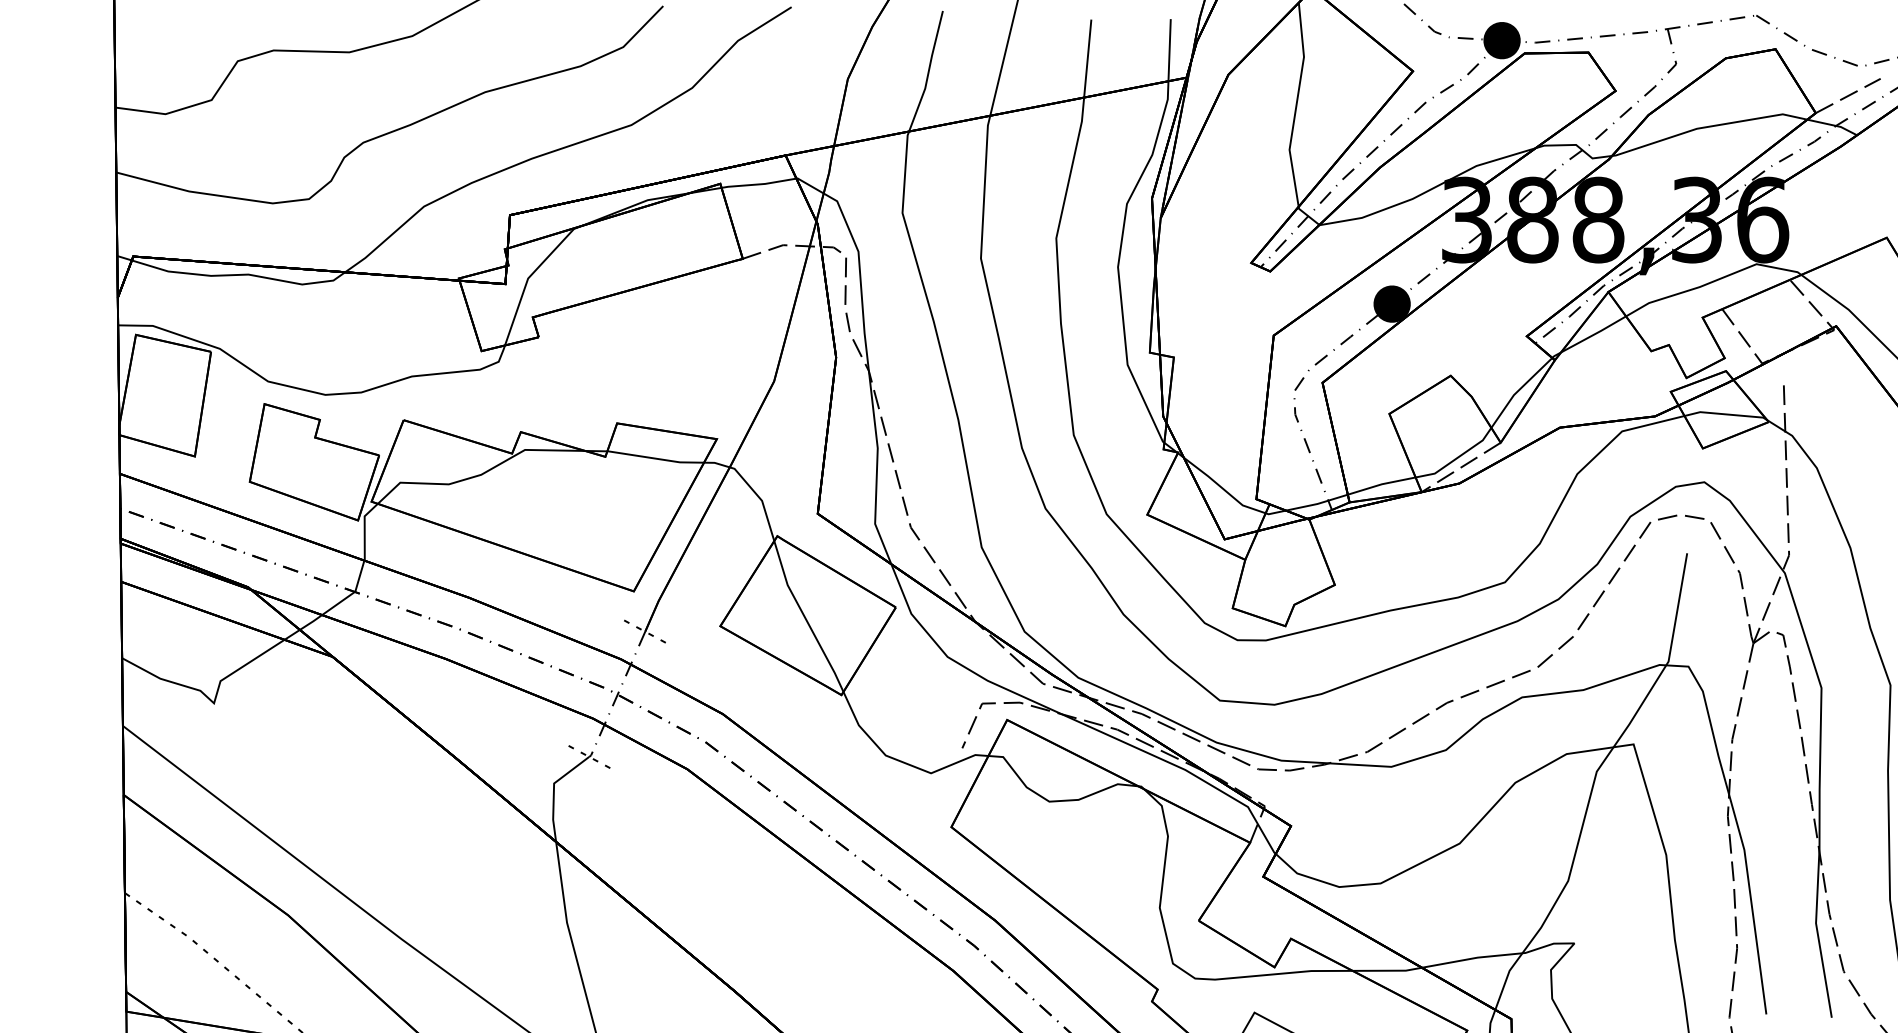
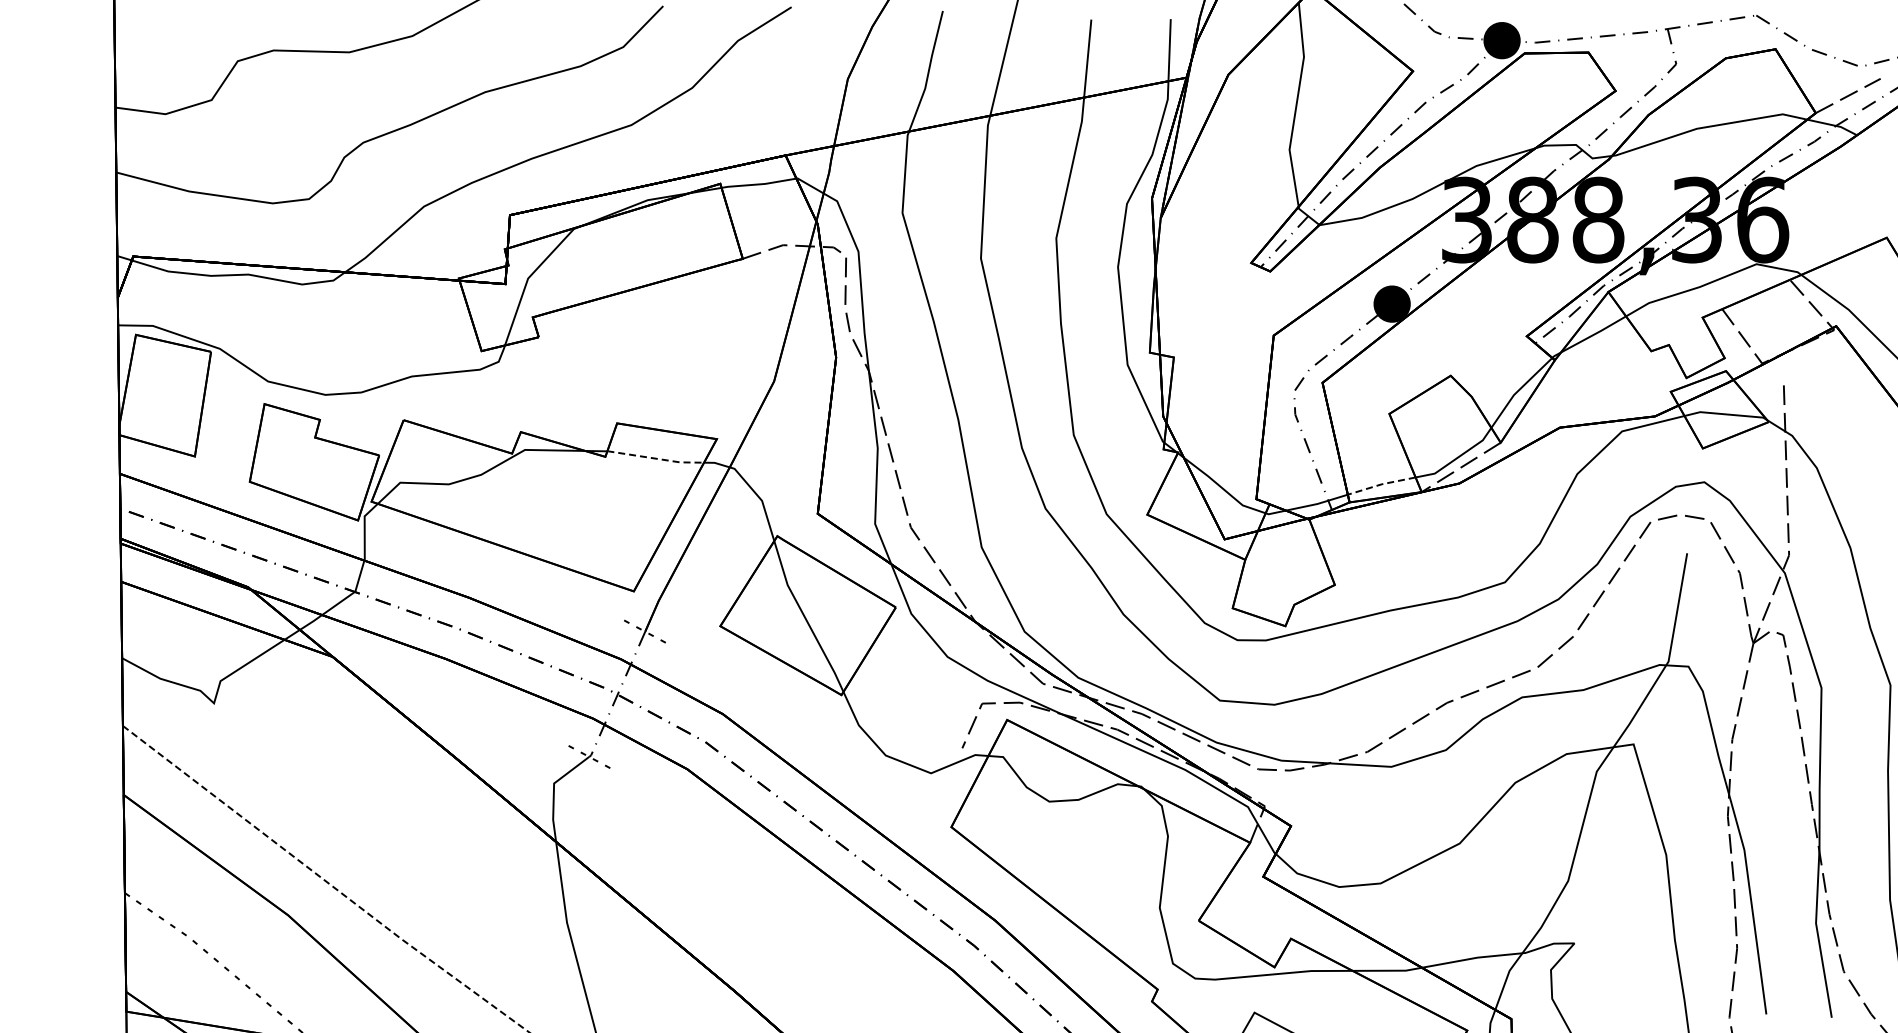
line: solid -> dashed (655, 458)
line: solid -> dashed (1382, 484)
line: solid -> dashed (326, 881)
